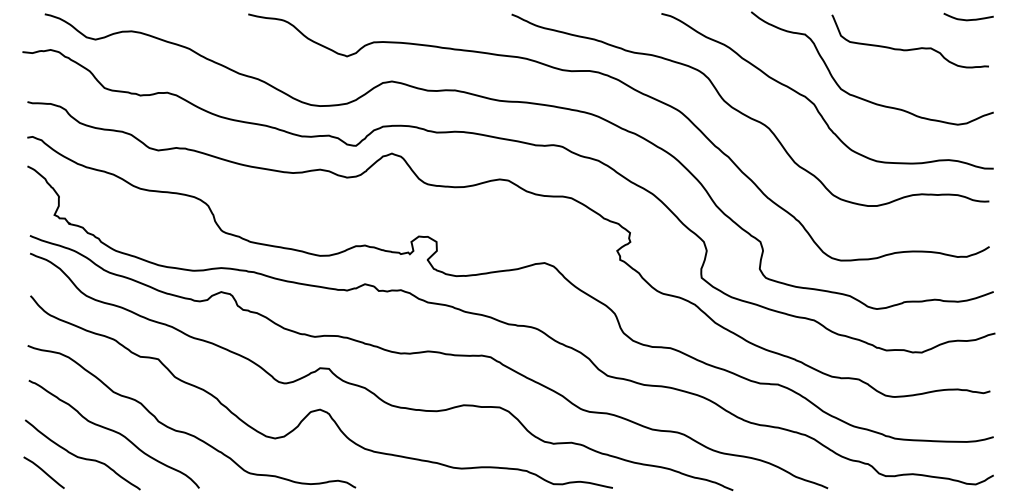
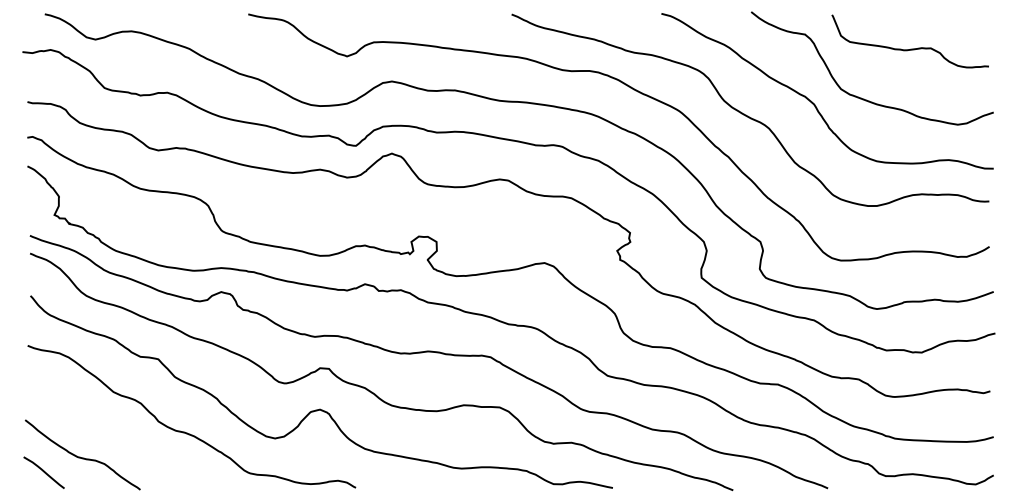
curve: present -> none (968, 19)
curve: present -> none (114, 432)
